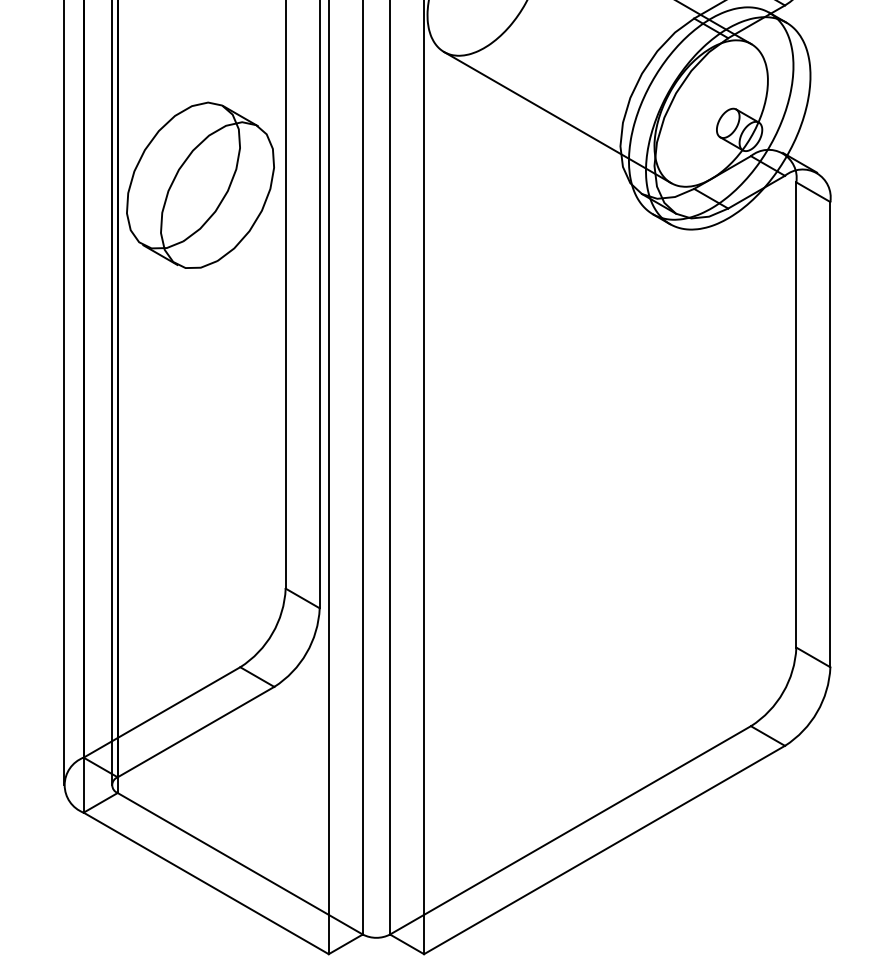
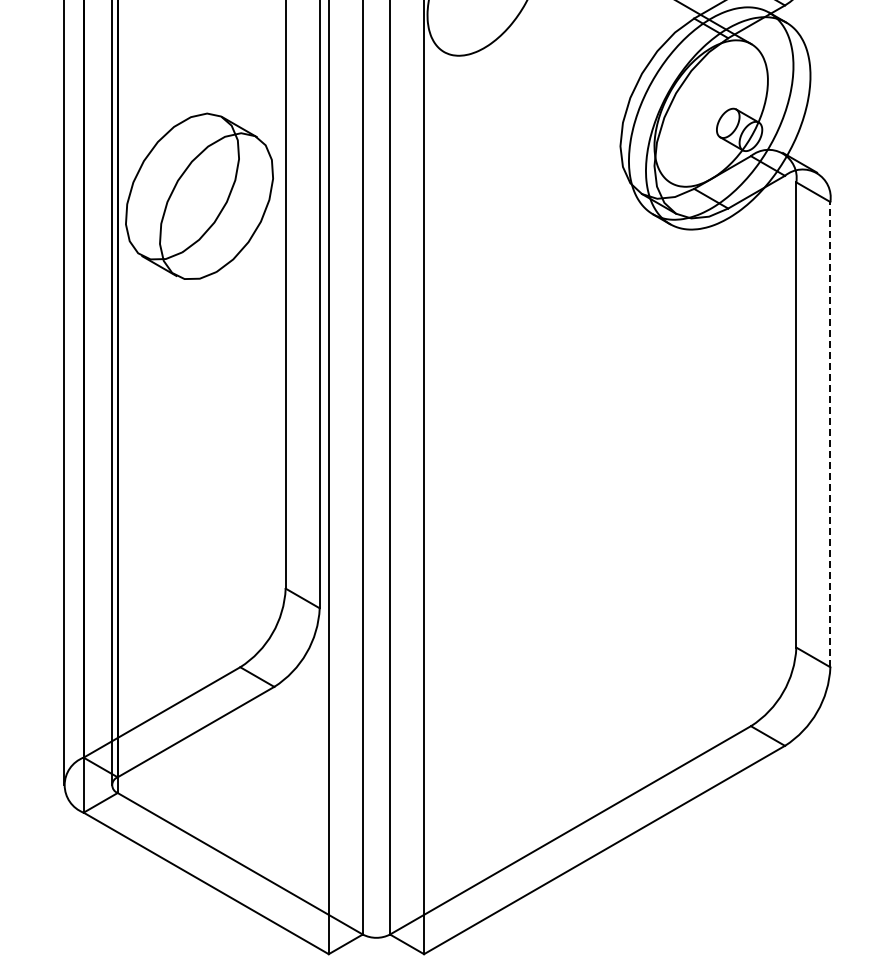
line: present -> none (557, 117)
part position: (200, 184) -> (199, 195) (199, 195)
line: solid -> dashed (830, 434)
